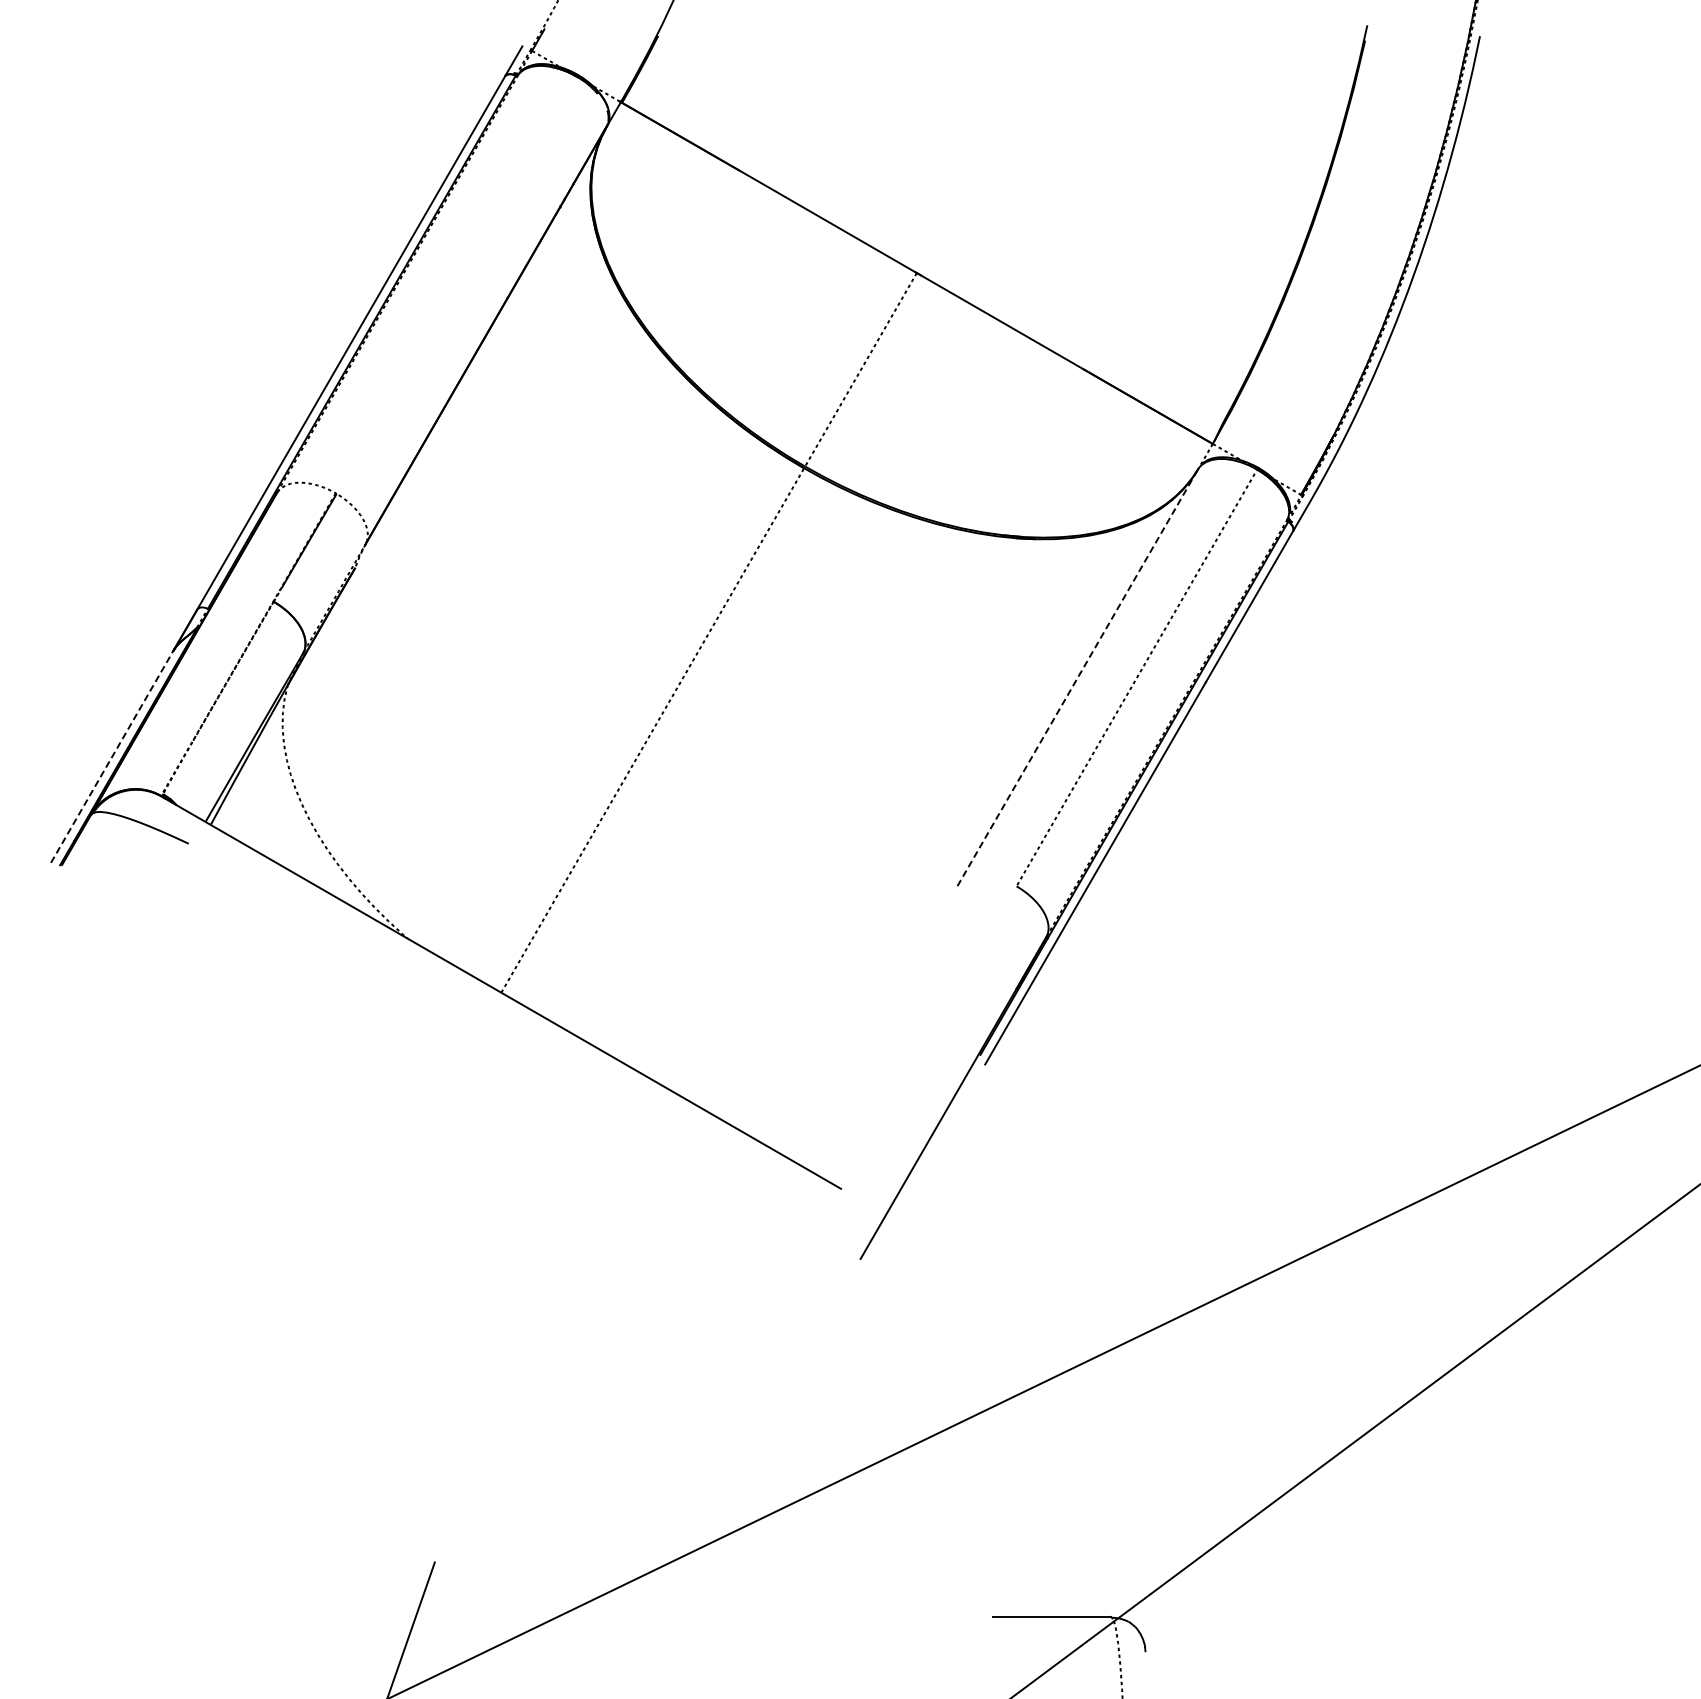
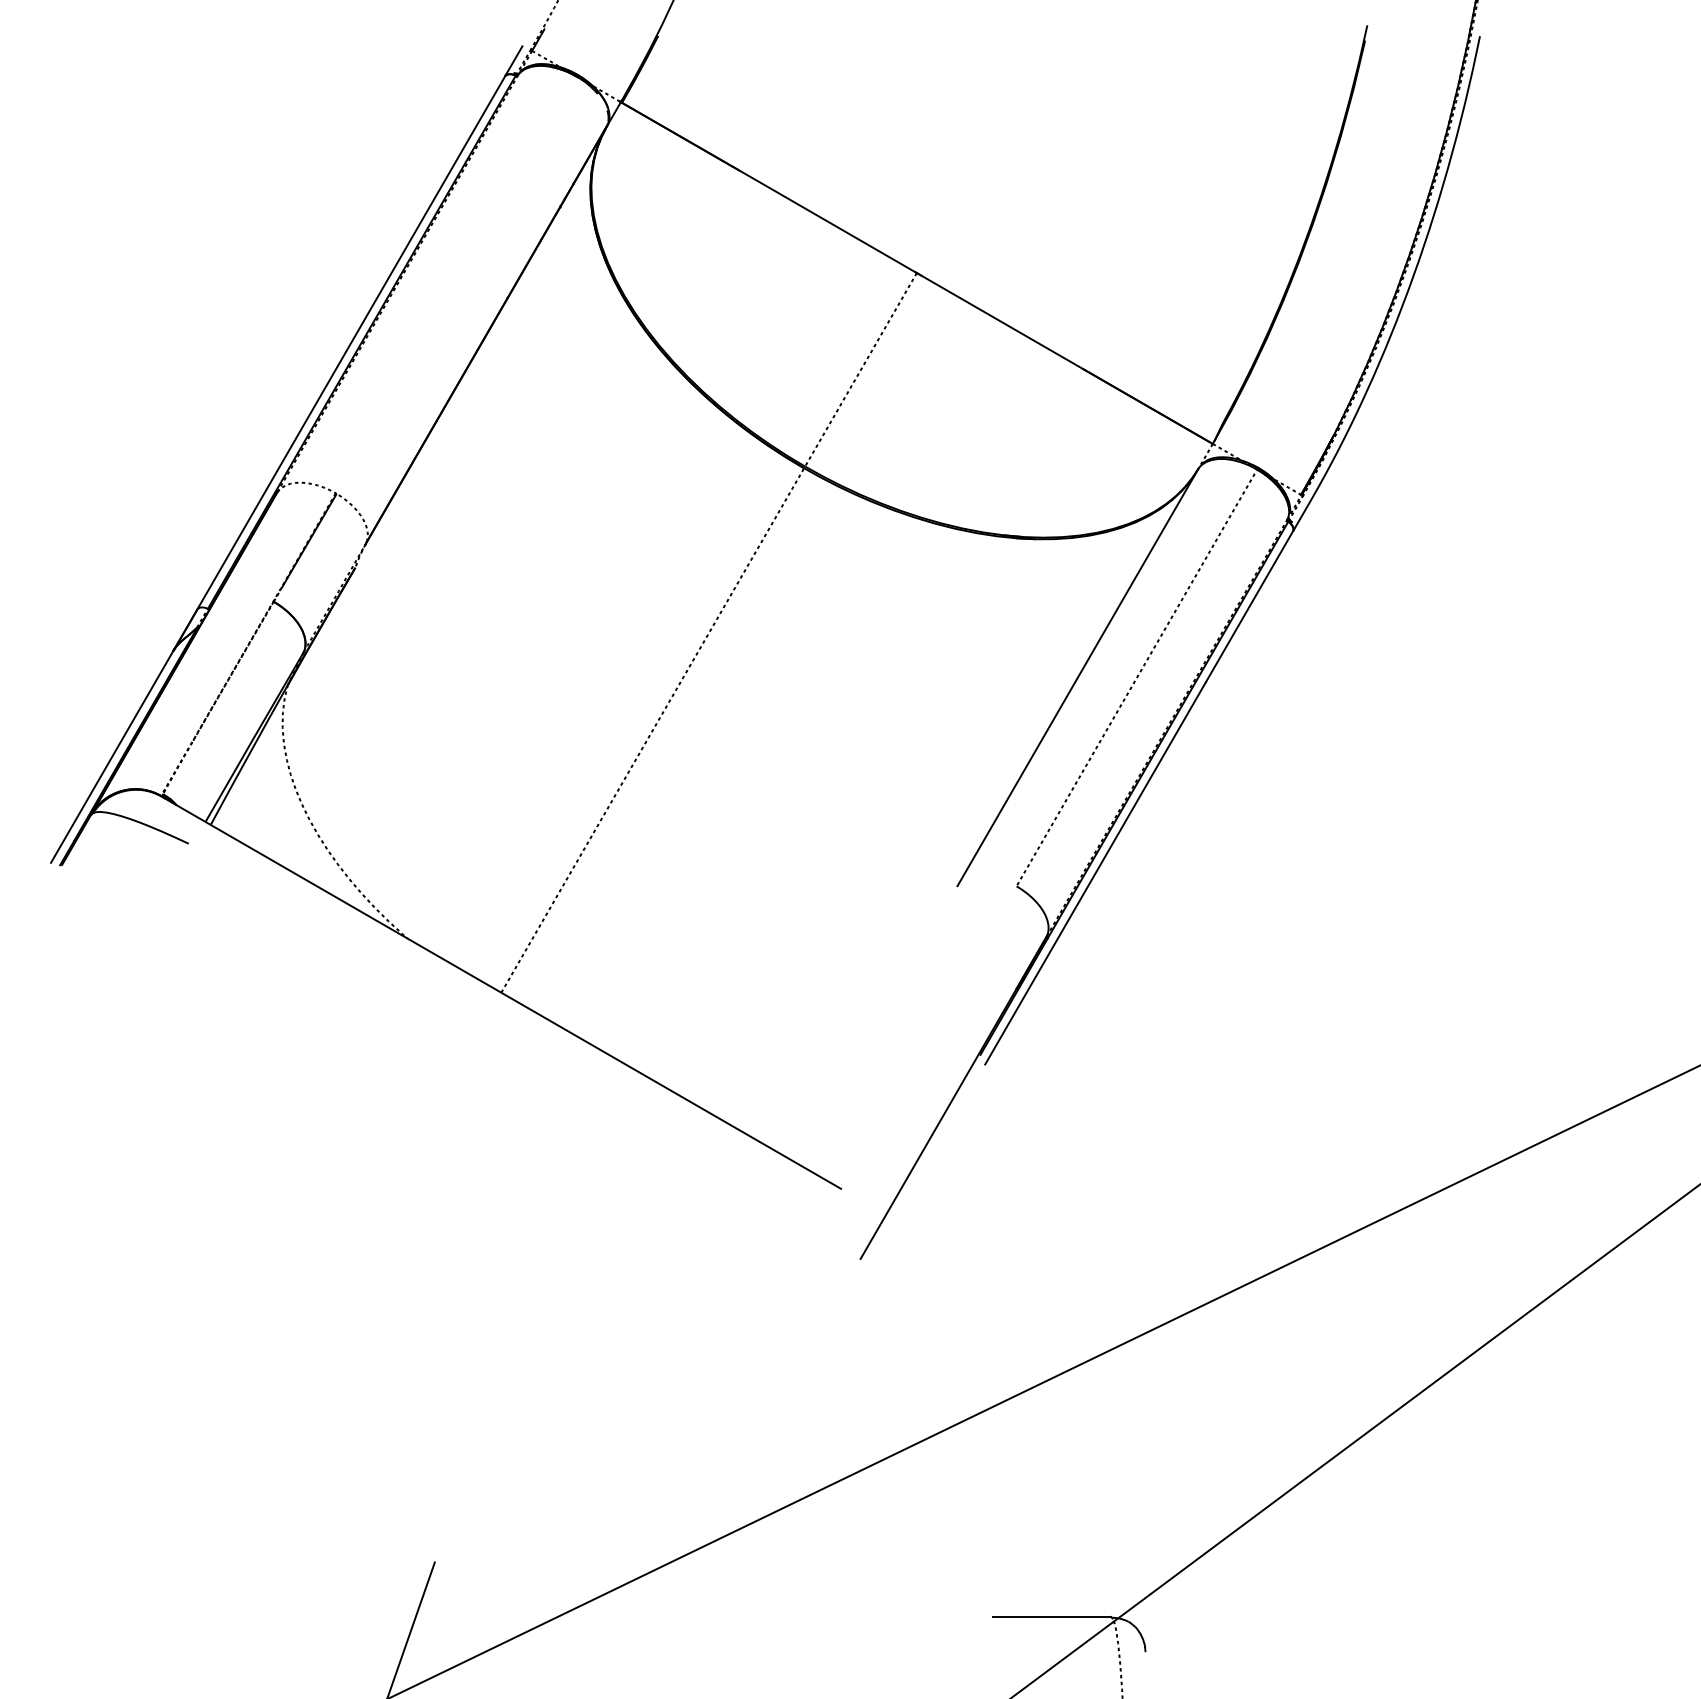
line: dashed -> solid (1077, 677)
line: dashed -> solid (112, 756)
